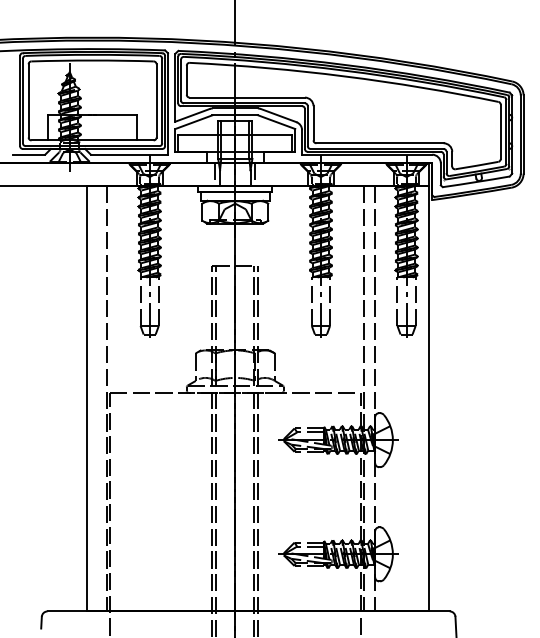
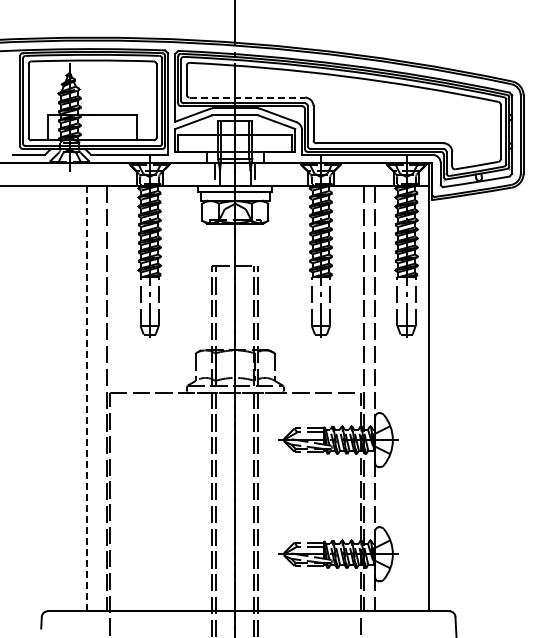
line: solid -> dashed (247, 97)
line: solid -> dashed (86, 398)
